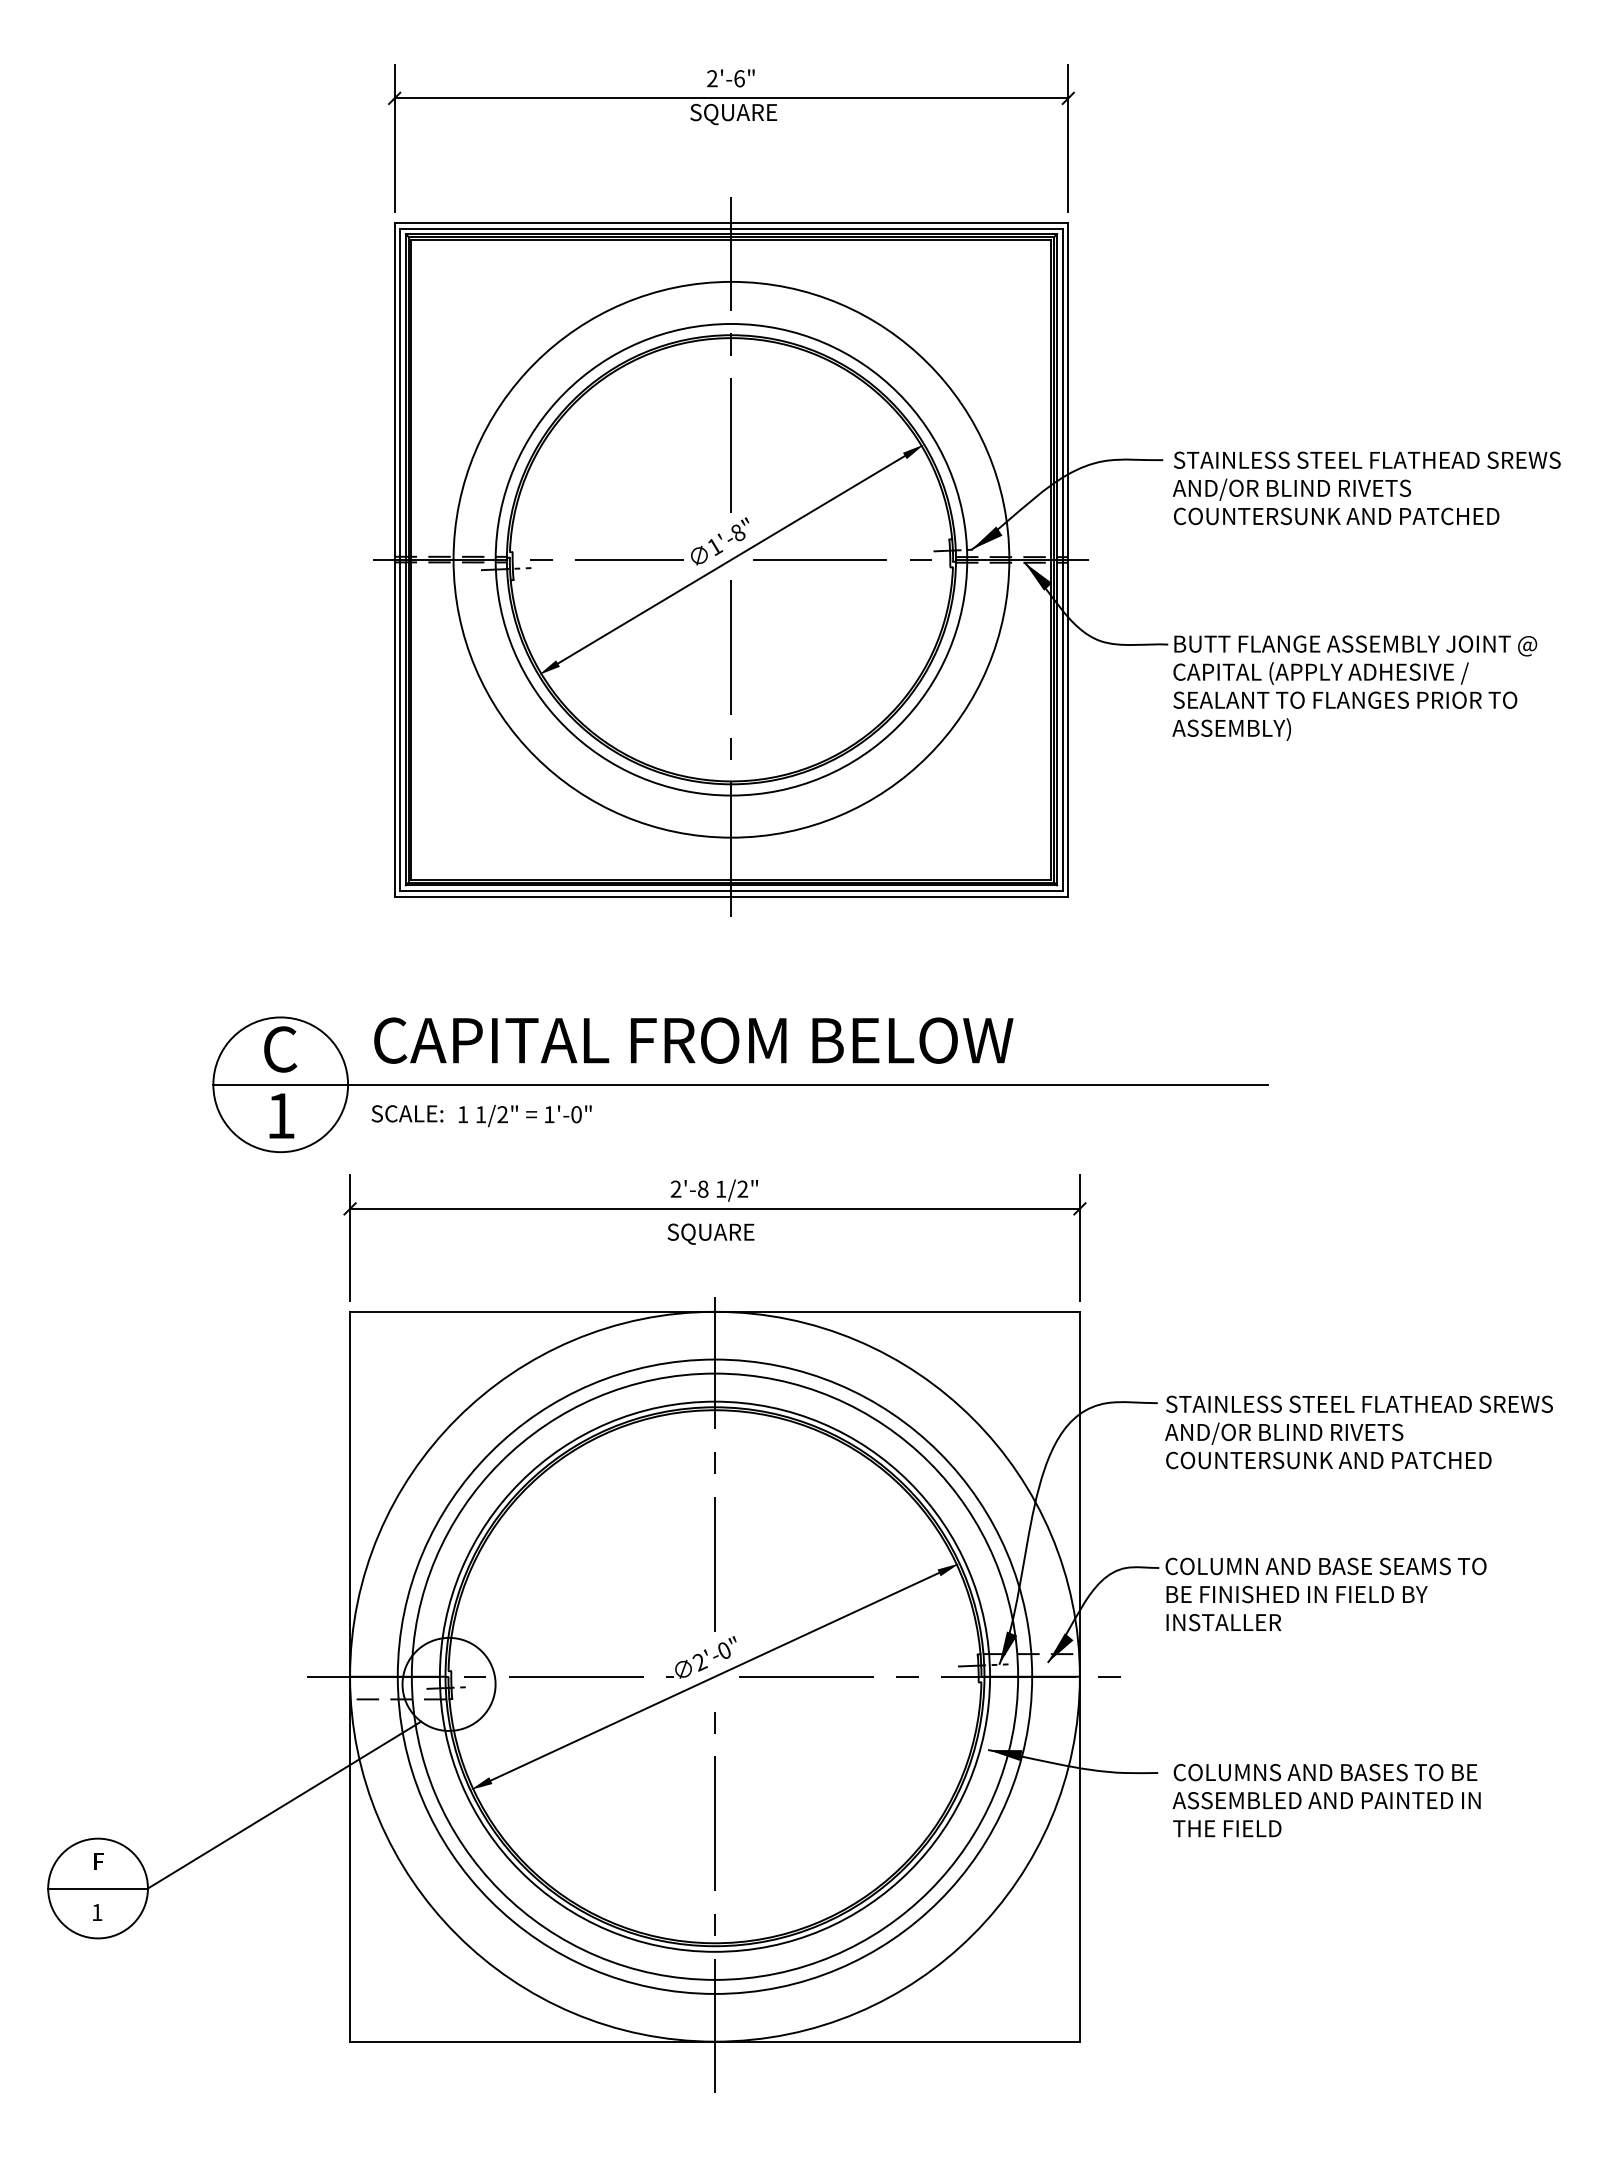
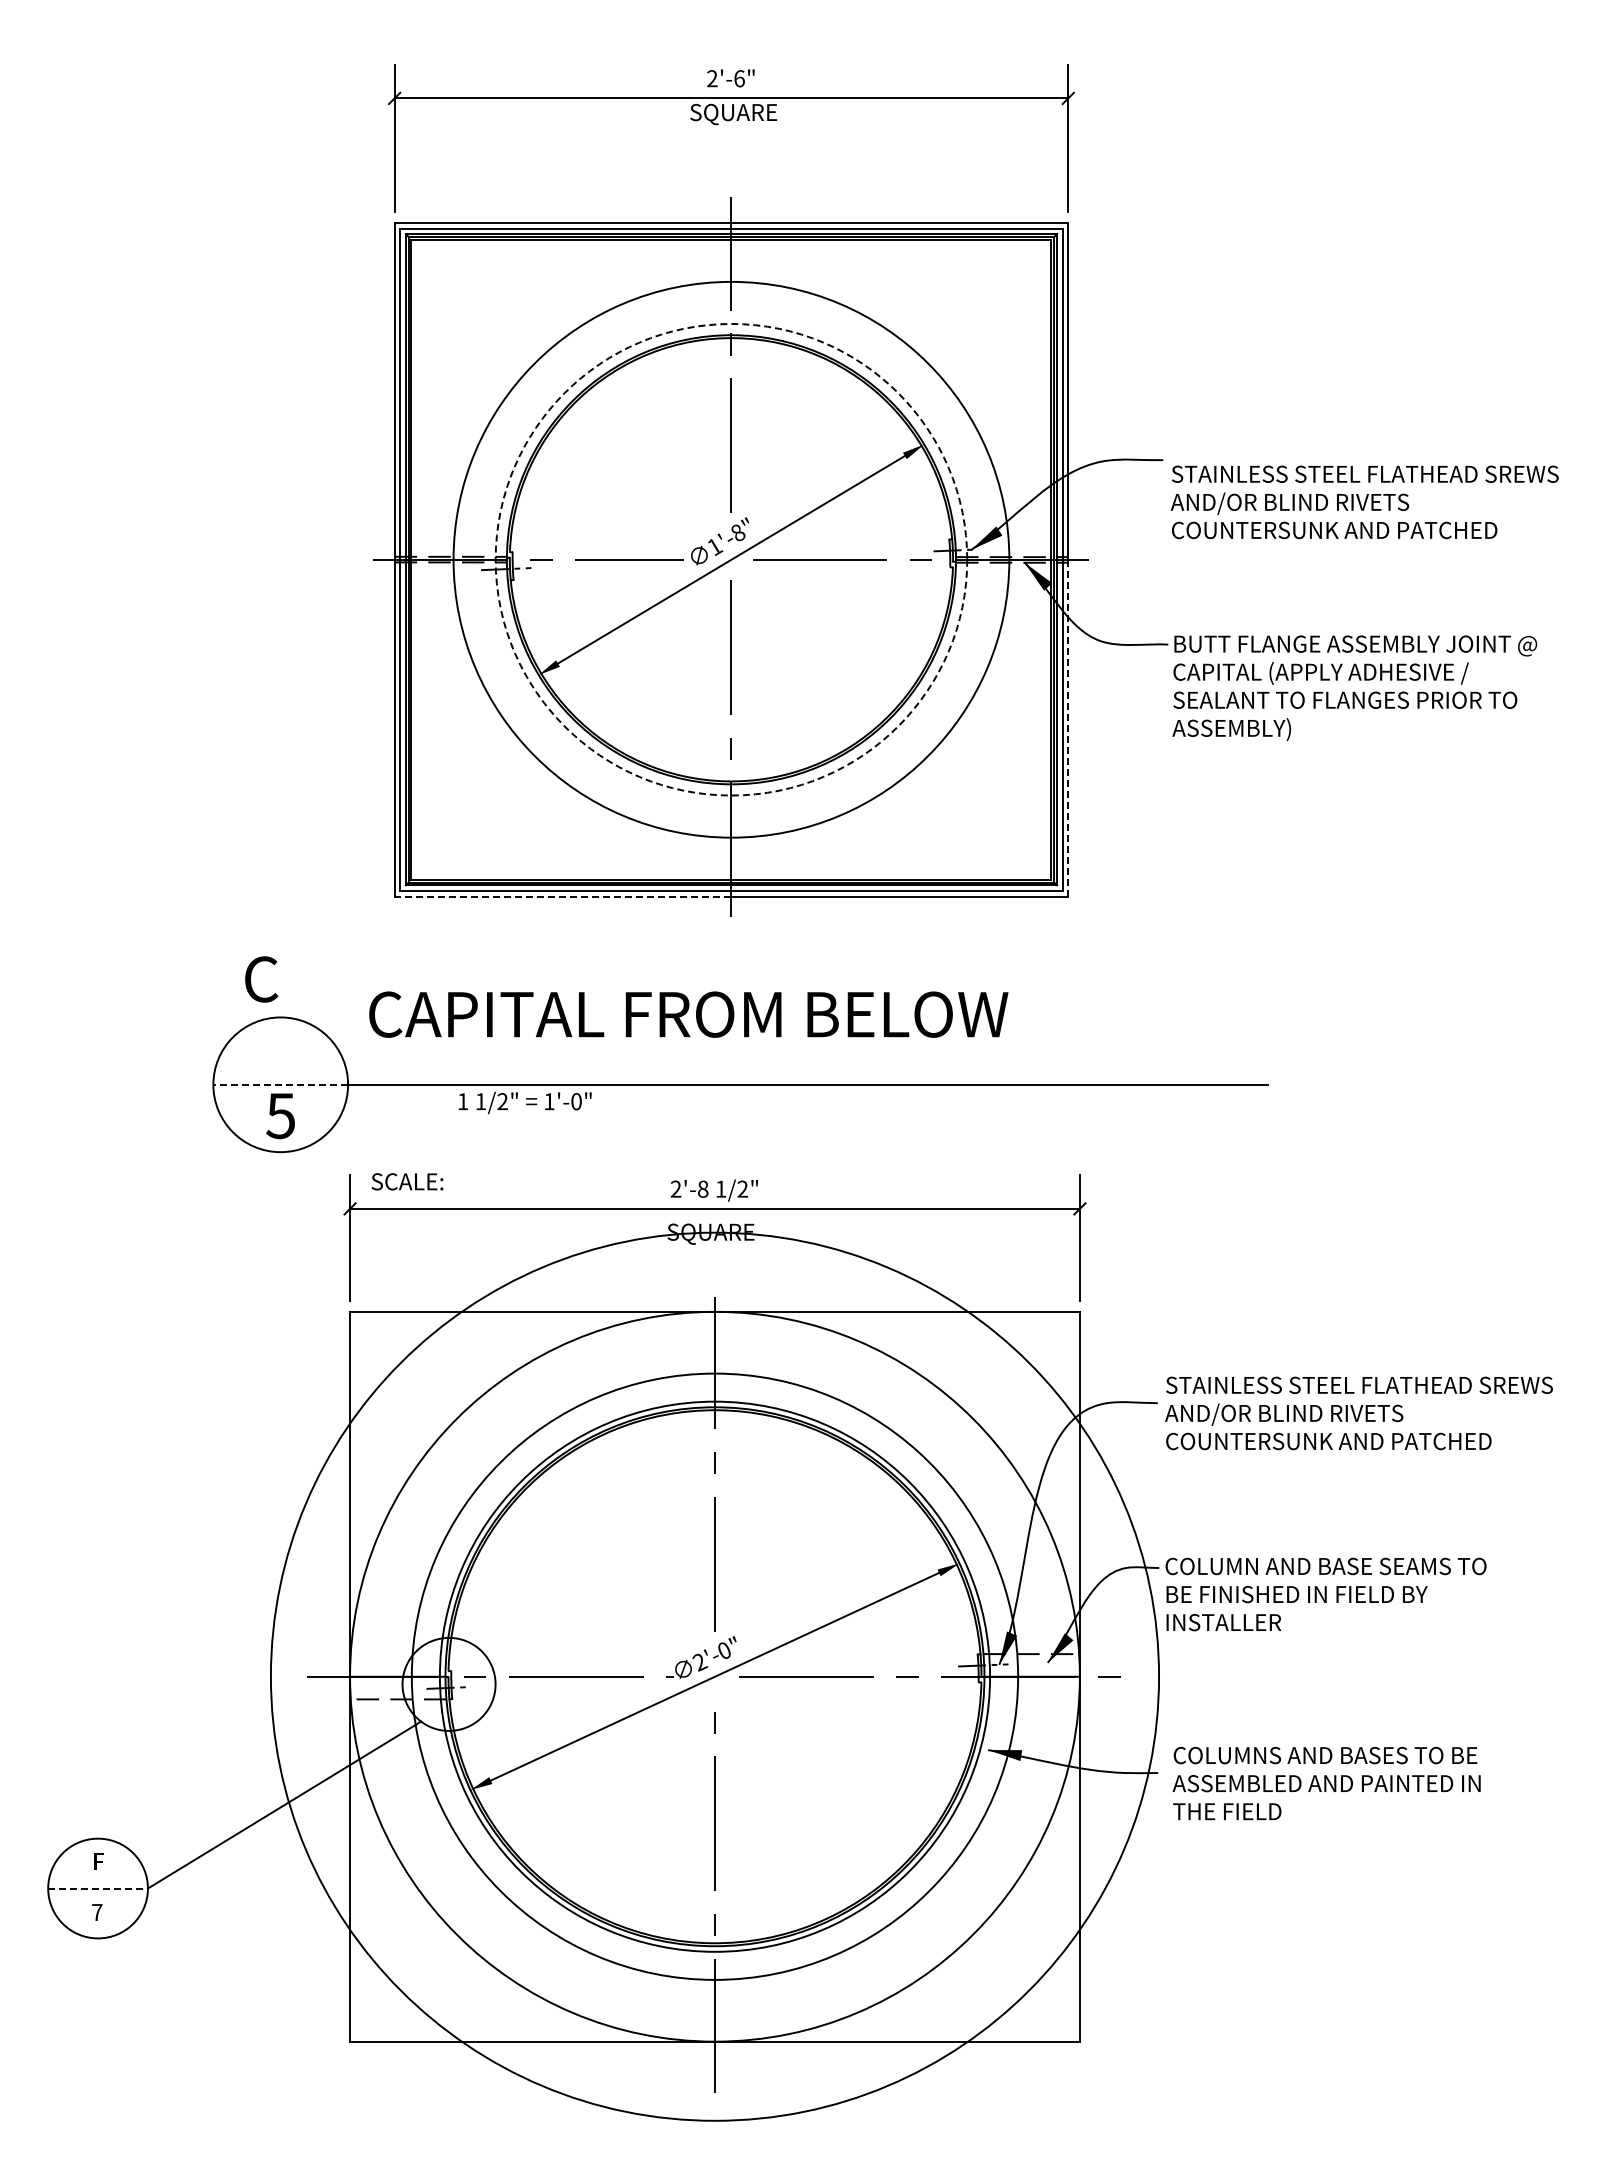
text position: (1366, 488) -> (1364, 502) (1364, 502)
circle: solid -> dashed (731, 559)
line: solid -> dashed (1068, 727)
line: solid -> dashed (562, 896)
text position: (693, 1040) -> (688, 1014) (688, 1014)
text position: (280, 1049) -> (261, 979) (261, 979)
line: solid -> dashed (280, 1084)
text position: (407, 1113) -> (407, 1181) (407, 1181)
text position: (524, 1115) -> (524, 1102) (524, 1102)
text: 1 -> 5 (280, 1116)
text position: (1358, 1432) -> (1358, 1413) (1358, 1413)
circle diameter: 634 px -> 888 px (714, 1676)
text position: (1326, 1800) -> (1326, 1783) (1326, 1783)
line: solid -> dashed (98, 1888)
text: 1 -> 7 (97, 1912)
